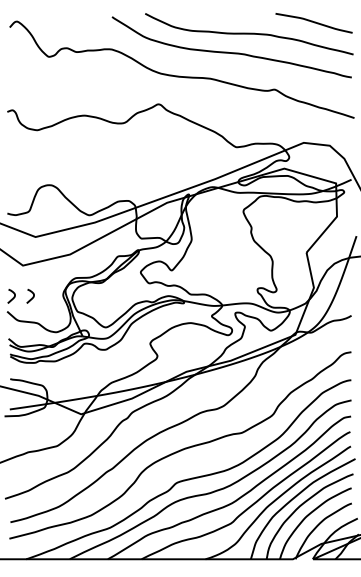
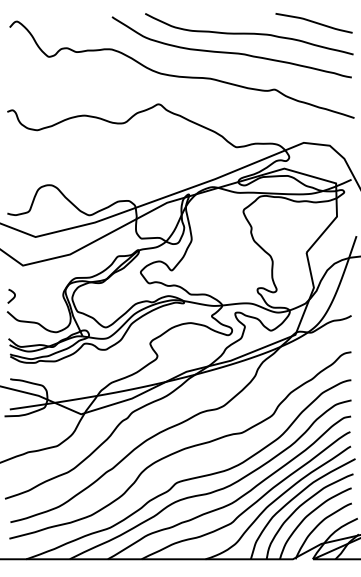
curve: present -> none (32, 294)
